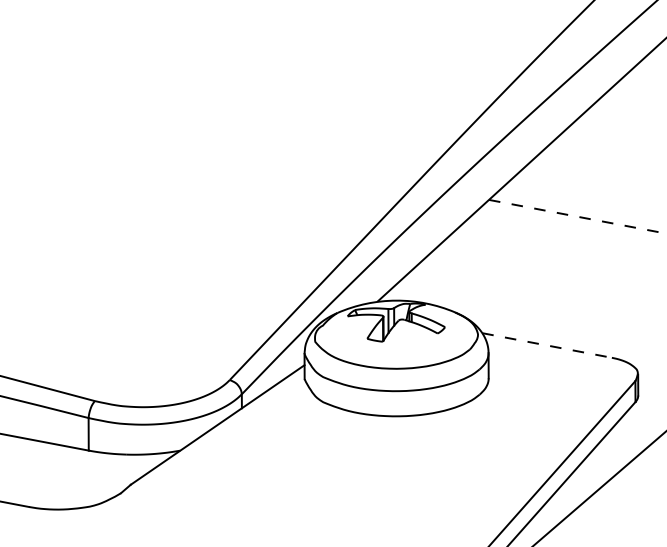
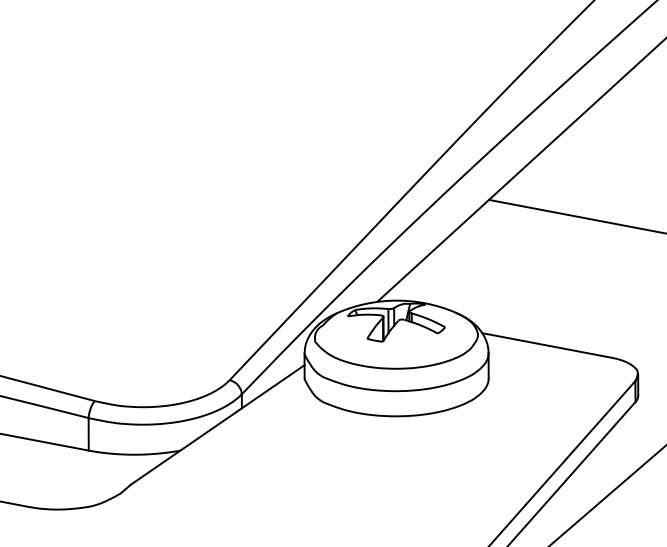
line: dashed -> solid (578, 216)
line: dashed -> solid (547, 345)
line position: (599, 488) -> (607, 495) (607, 495)
